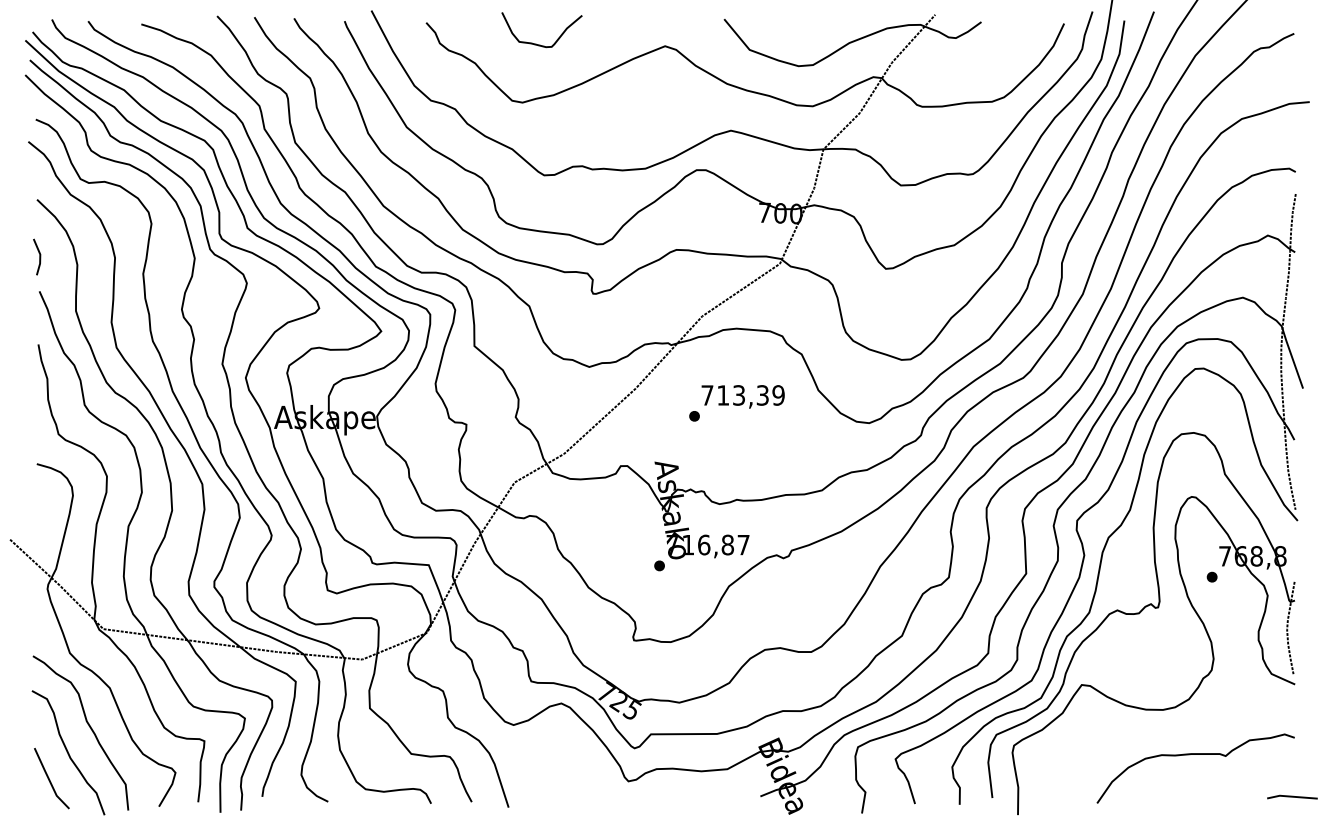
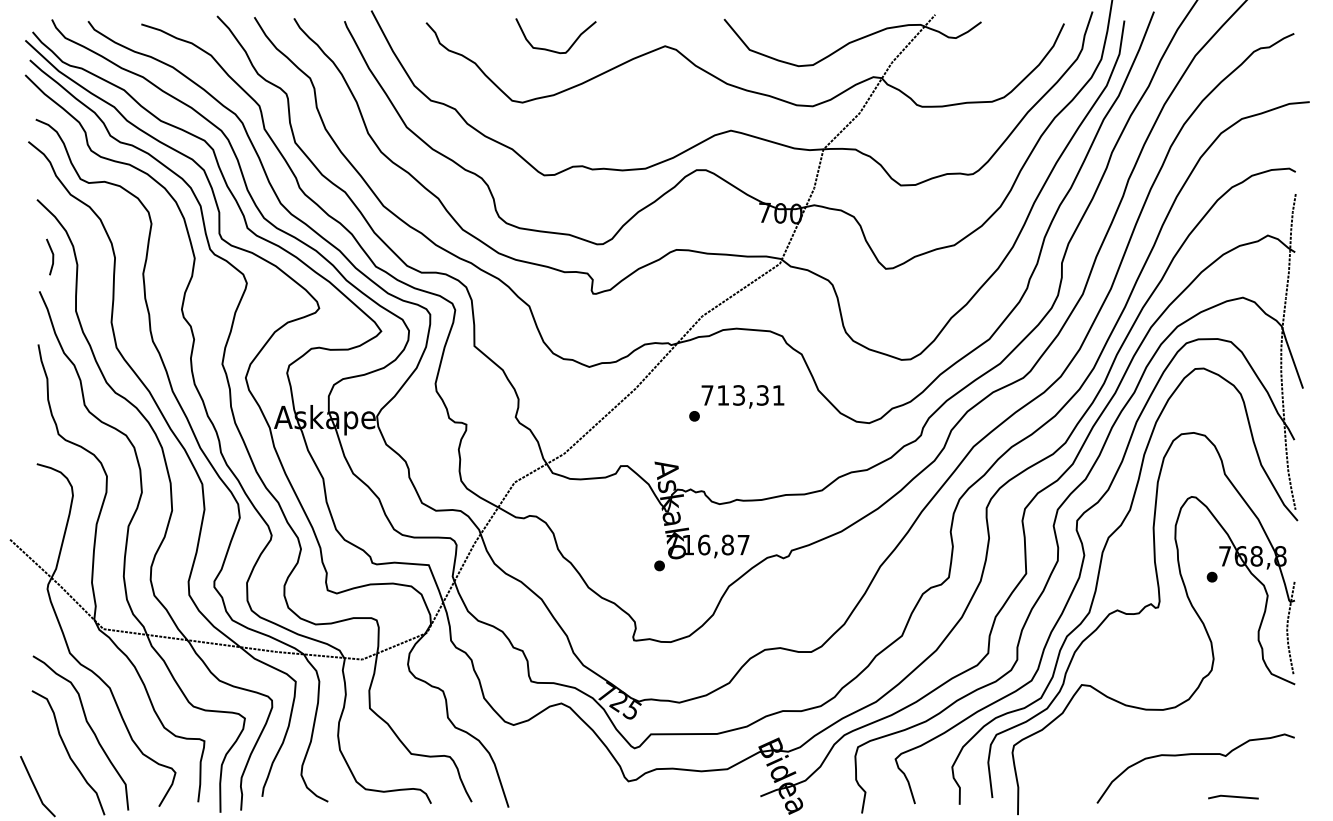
curve position: (536, 43) -> (550, 49) (550, 49)
line position: (39, 256) -> (52, 256) (52, 256)
text: 713,39 -> 713,31 (778, 395)
part position: (51, 778) -> (37, 786) (37, 786)
line position: (1292, 796) -> (1233, 796) (1233, 796)
